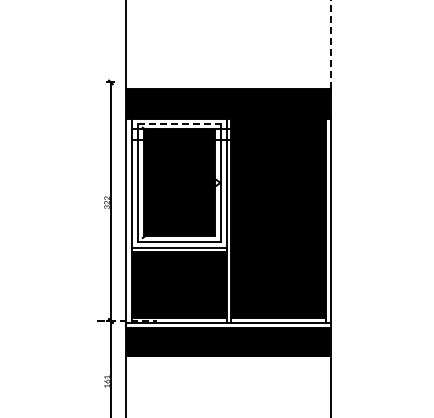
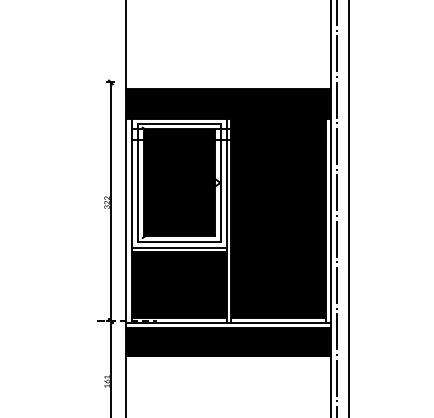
line: dashed -> solid (331, 45)
line: dashed -> solid (179, 124)
line: none -> present (336, 208)
line: none -> present (348, 208)
